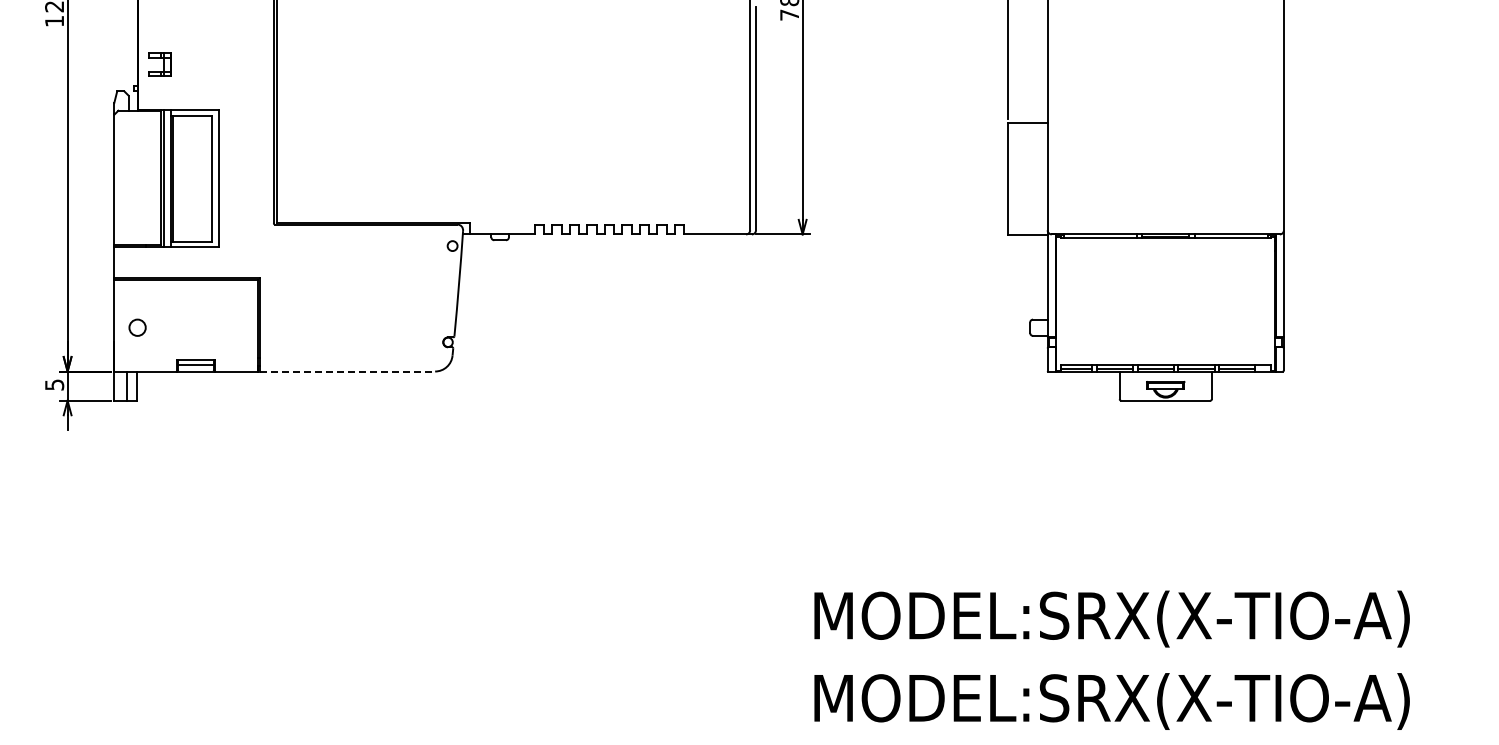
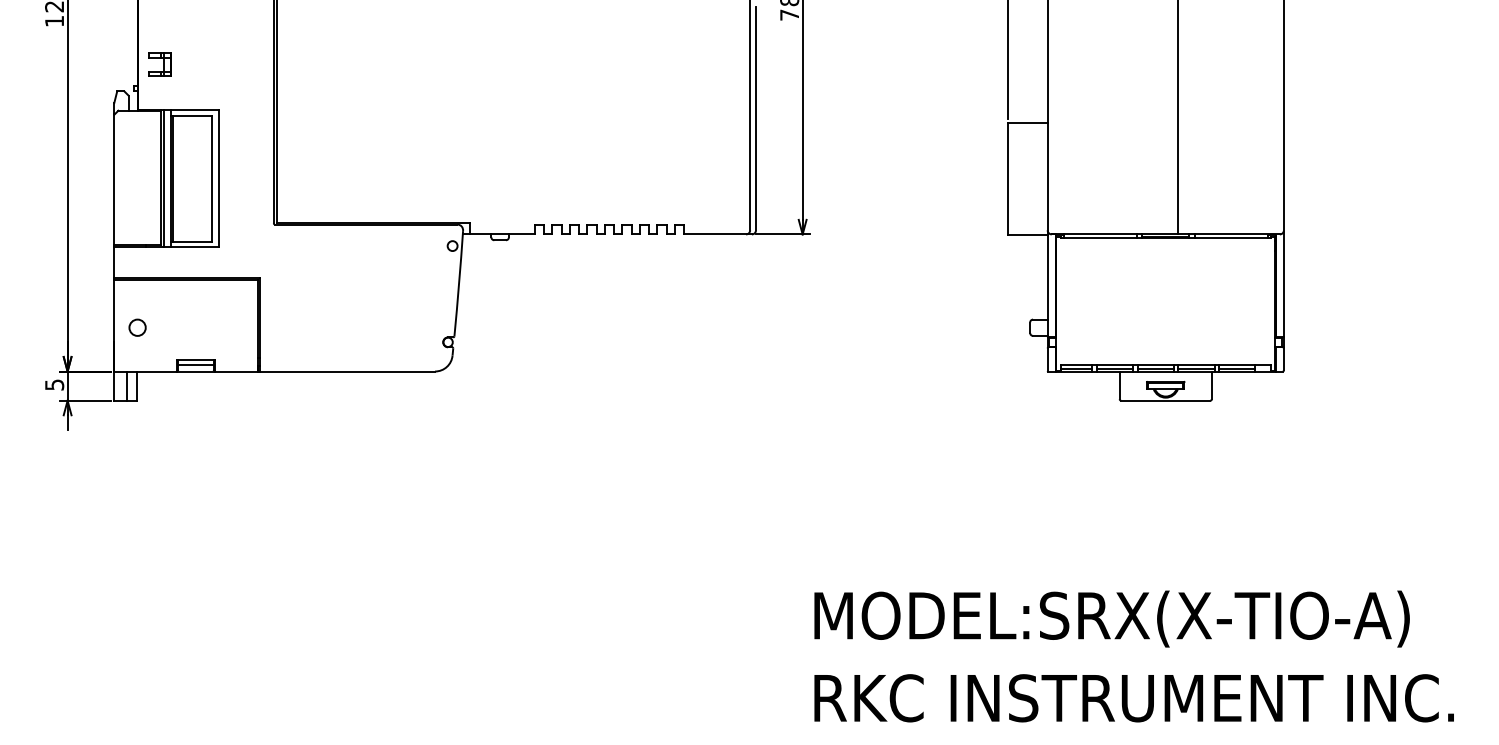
line: none -> present (1177, 118)
line: dashed -> solid (347, 371)
text: MODEL:SRX(X-TIO-A) -> RKC INSTRUMENT INC. (1136, 701)
